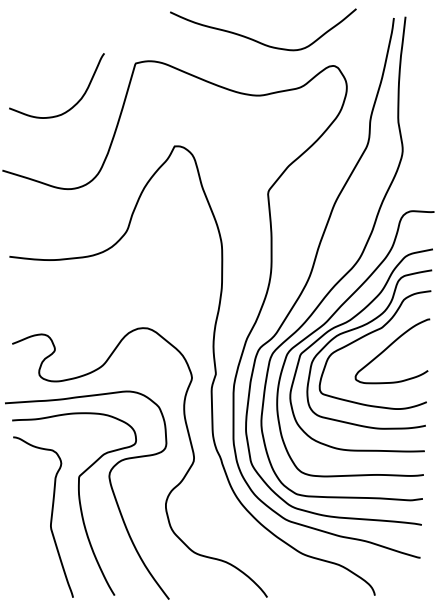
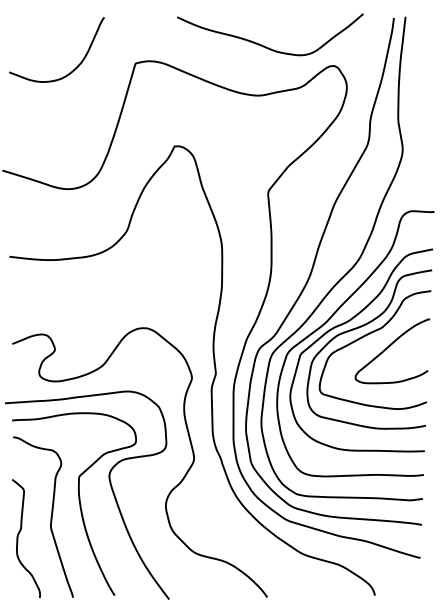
curve position: (257, 40) -> (264, 45) (264, 45)
curve position: (75, 103) -> (75, 67) (75, 67)
curve: none -> present (18, 538)
